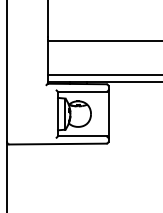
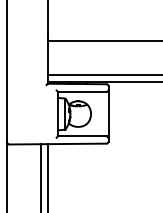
line: none -> present (41, 176)
line: none -> present (47, 176)
